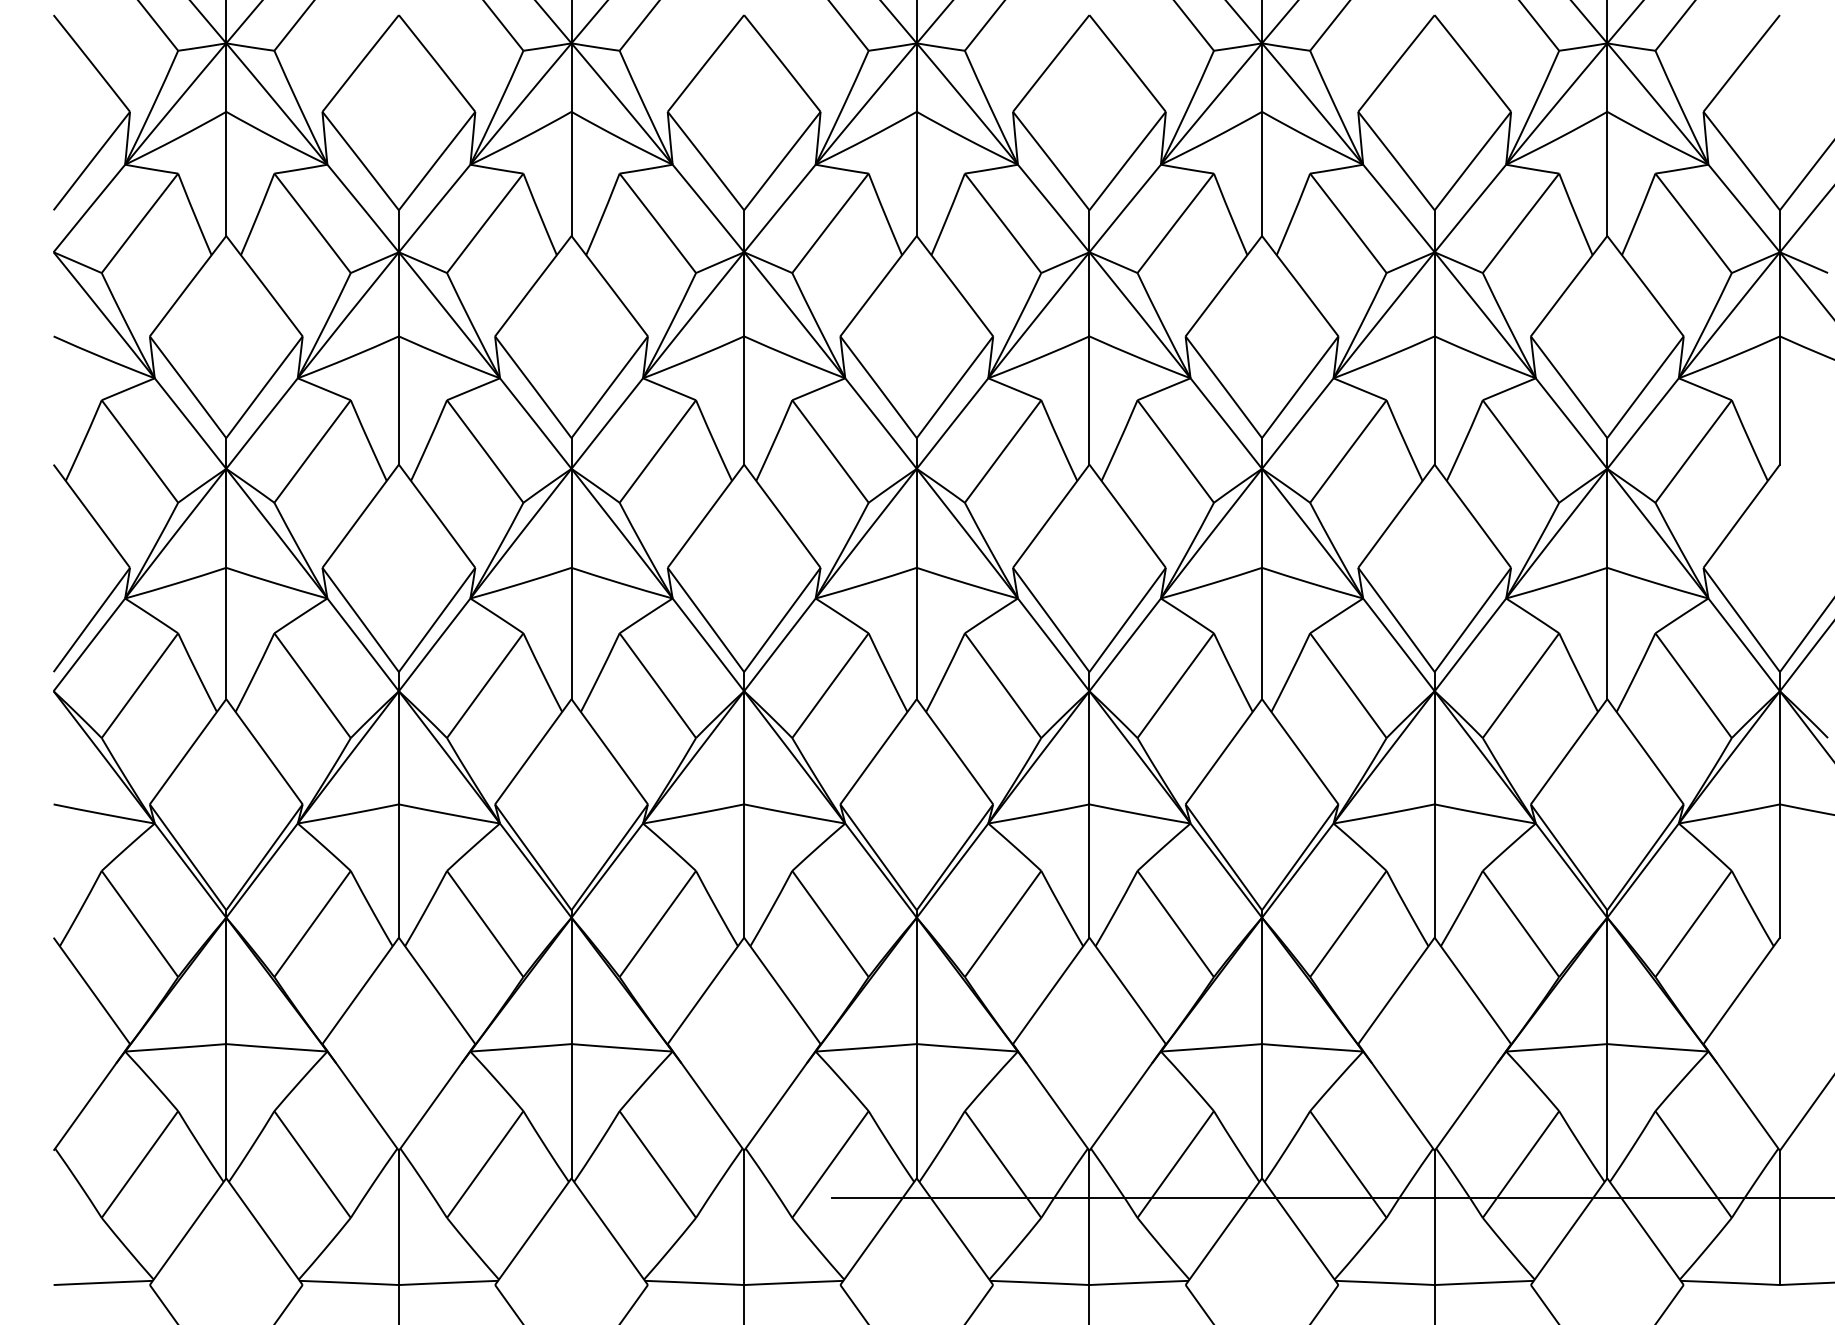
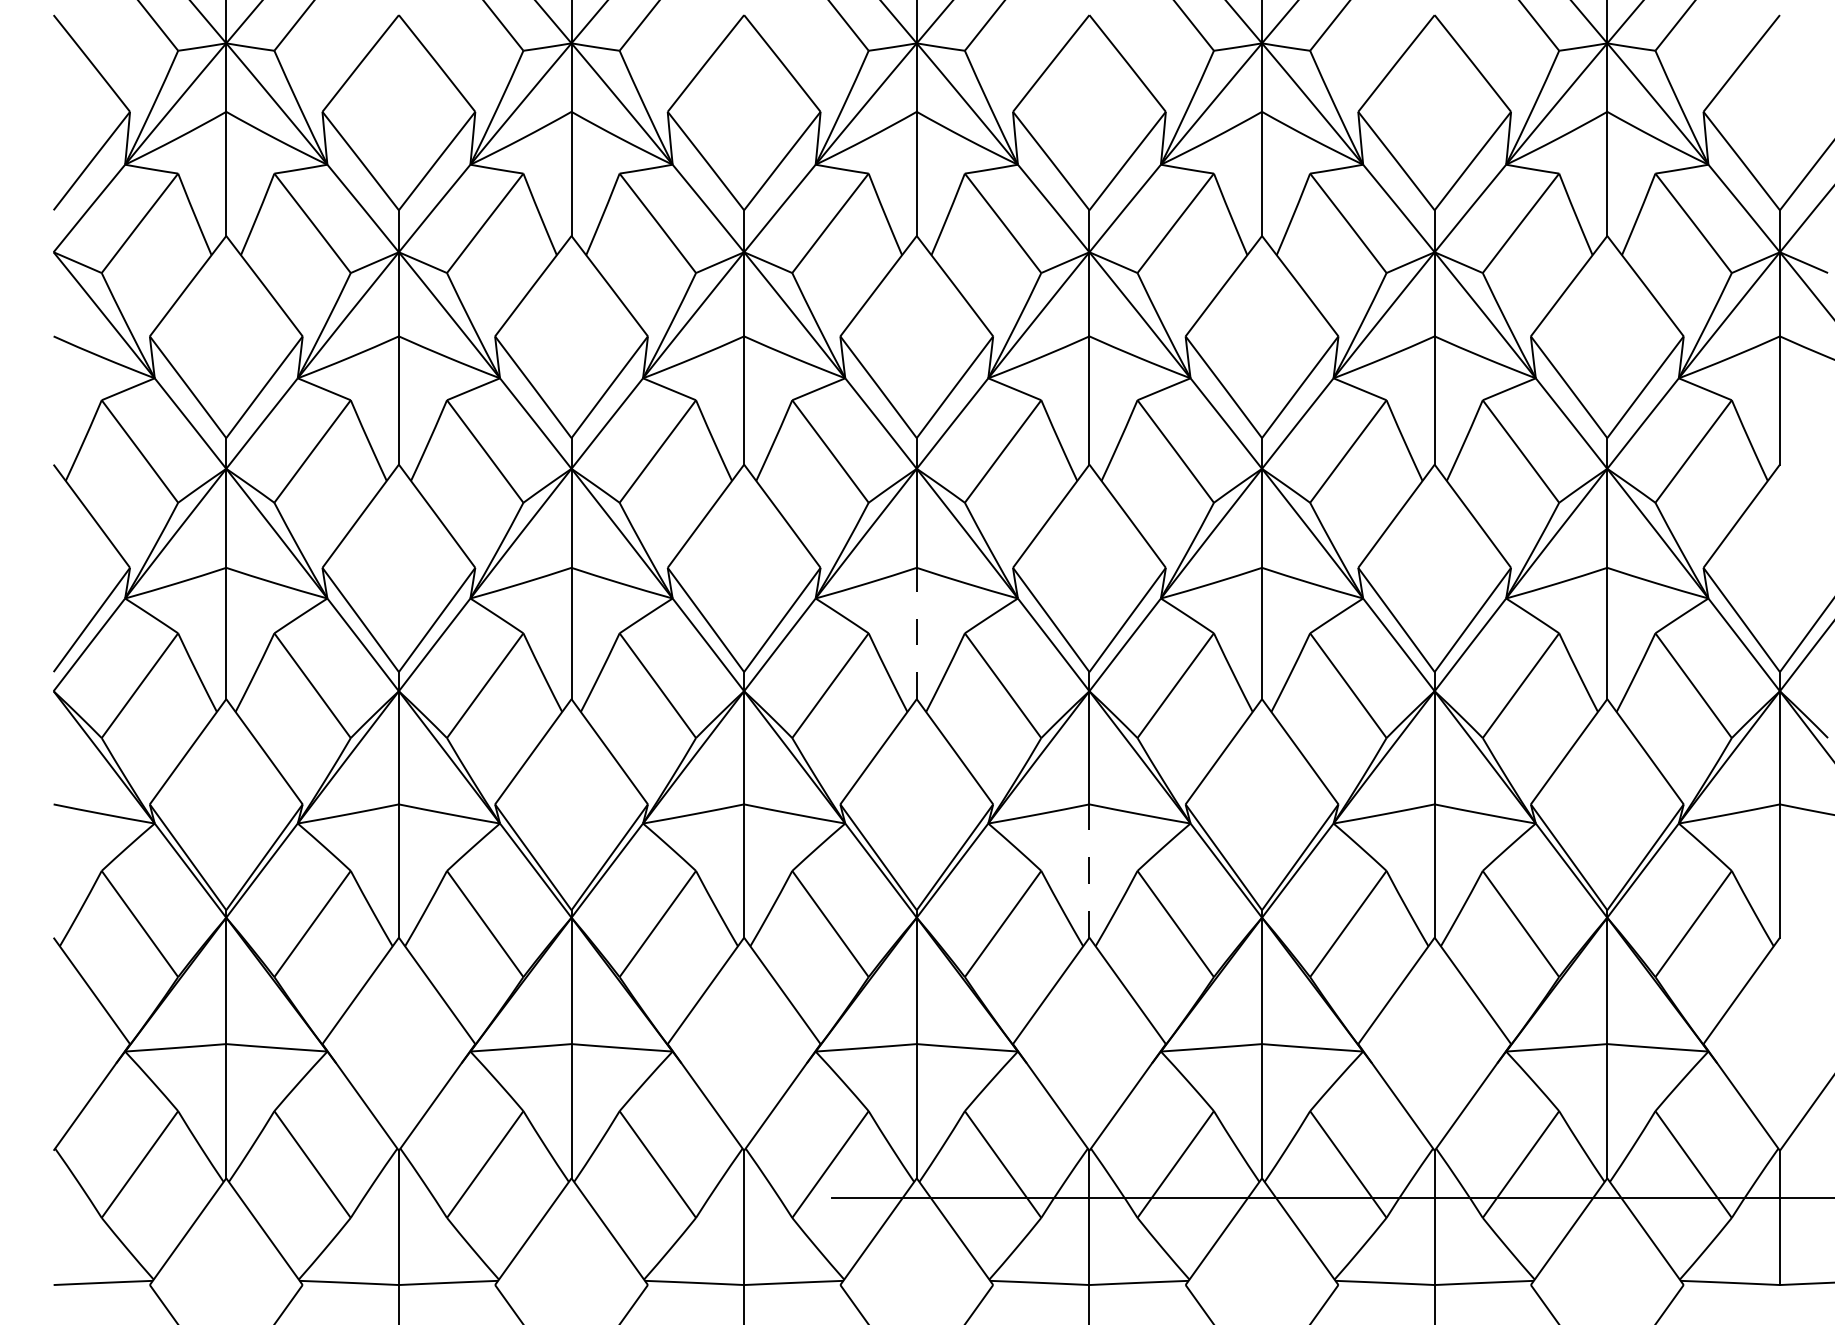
line: solid -> dashed (916, 633)
line: solid -> dashed (1089, 871)
